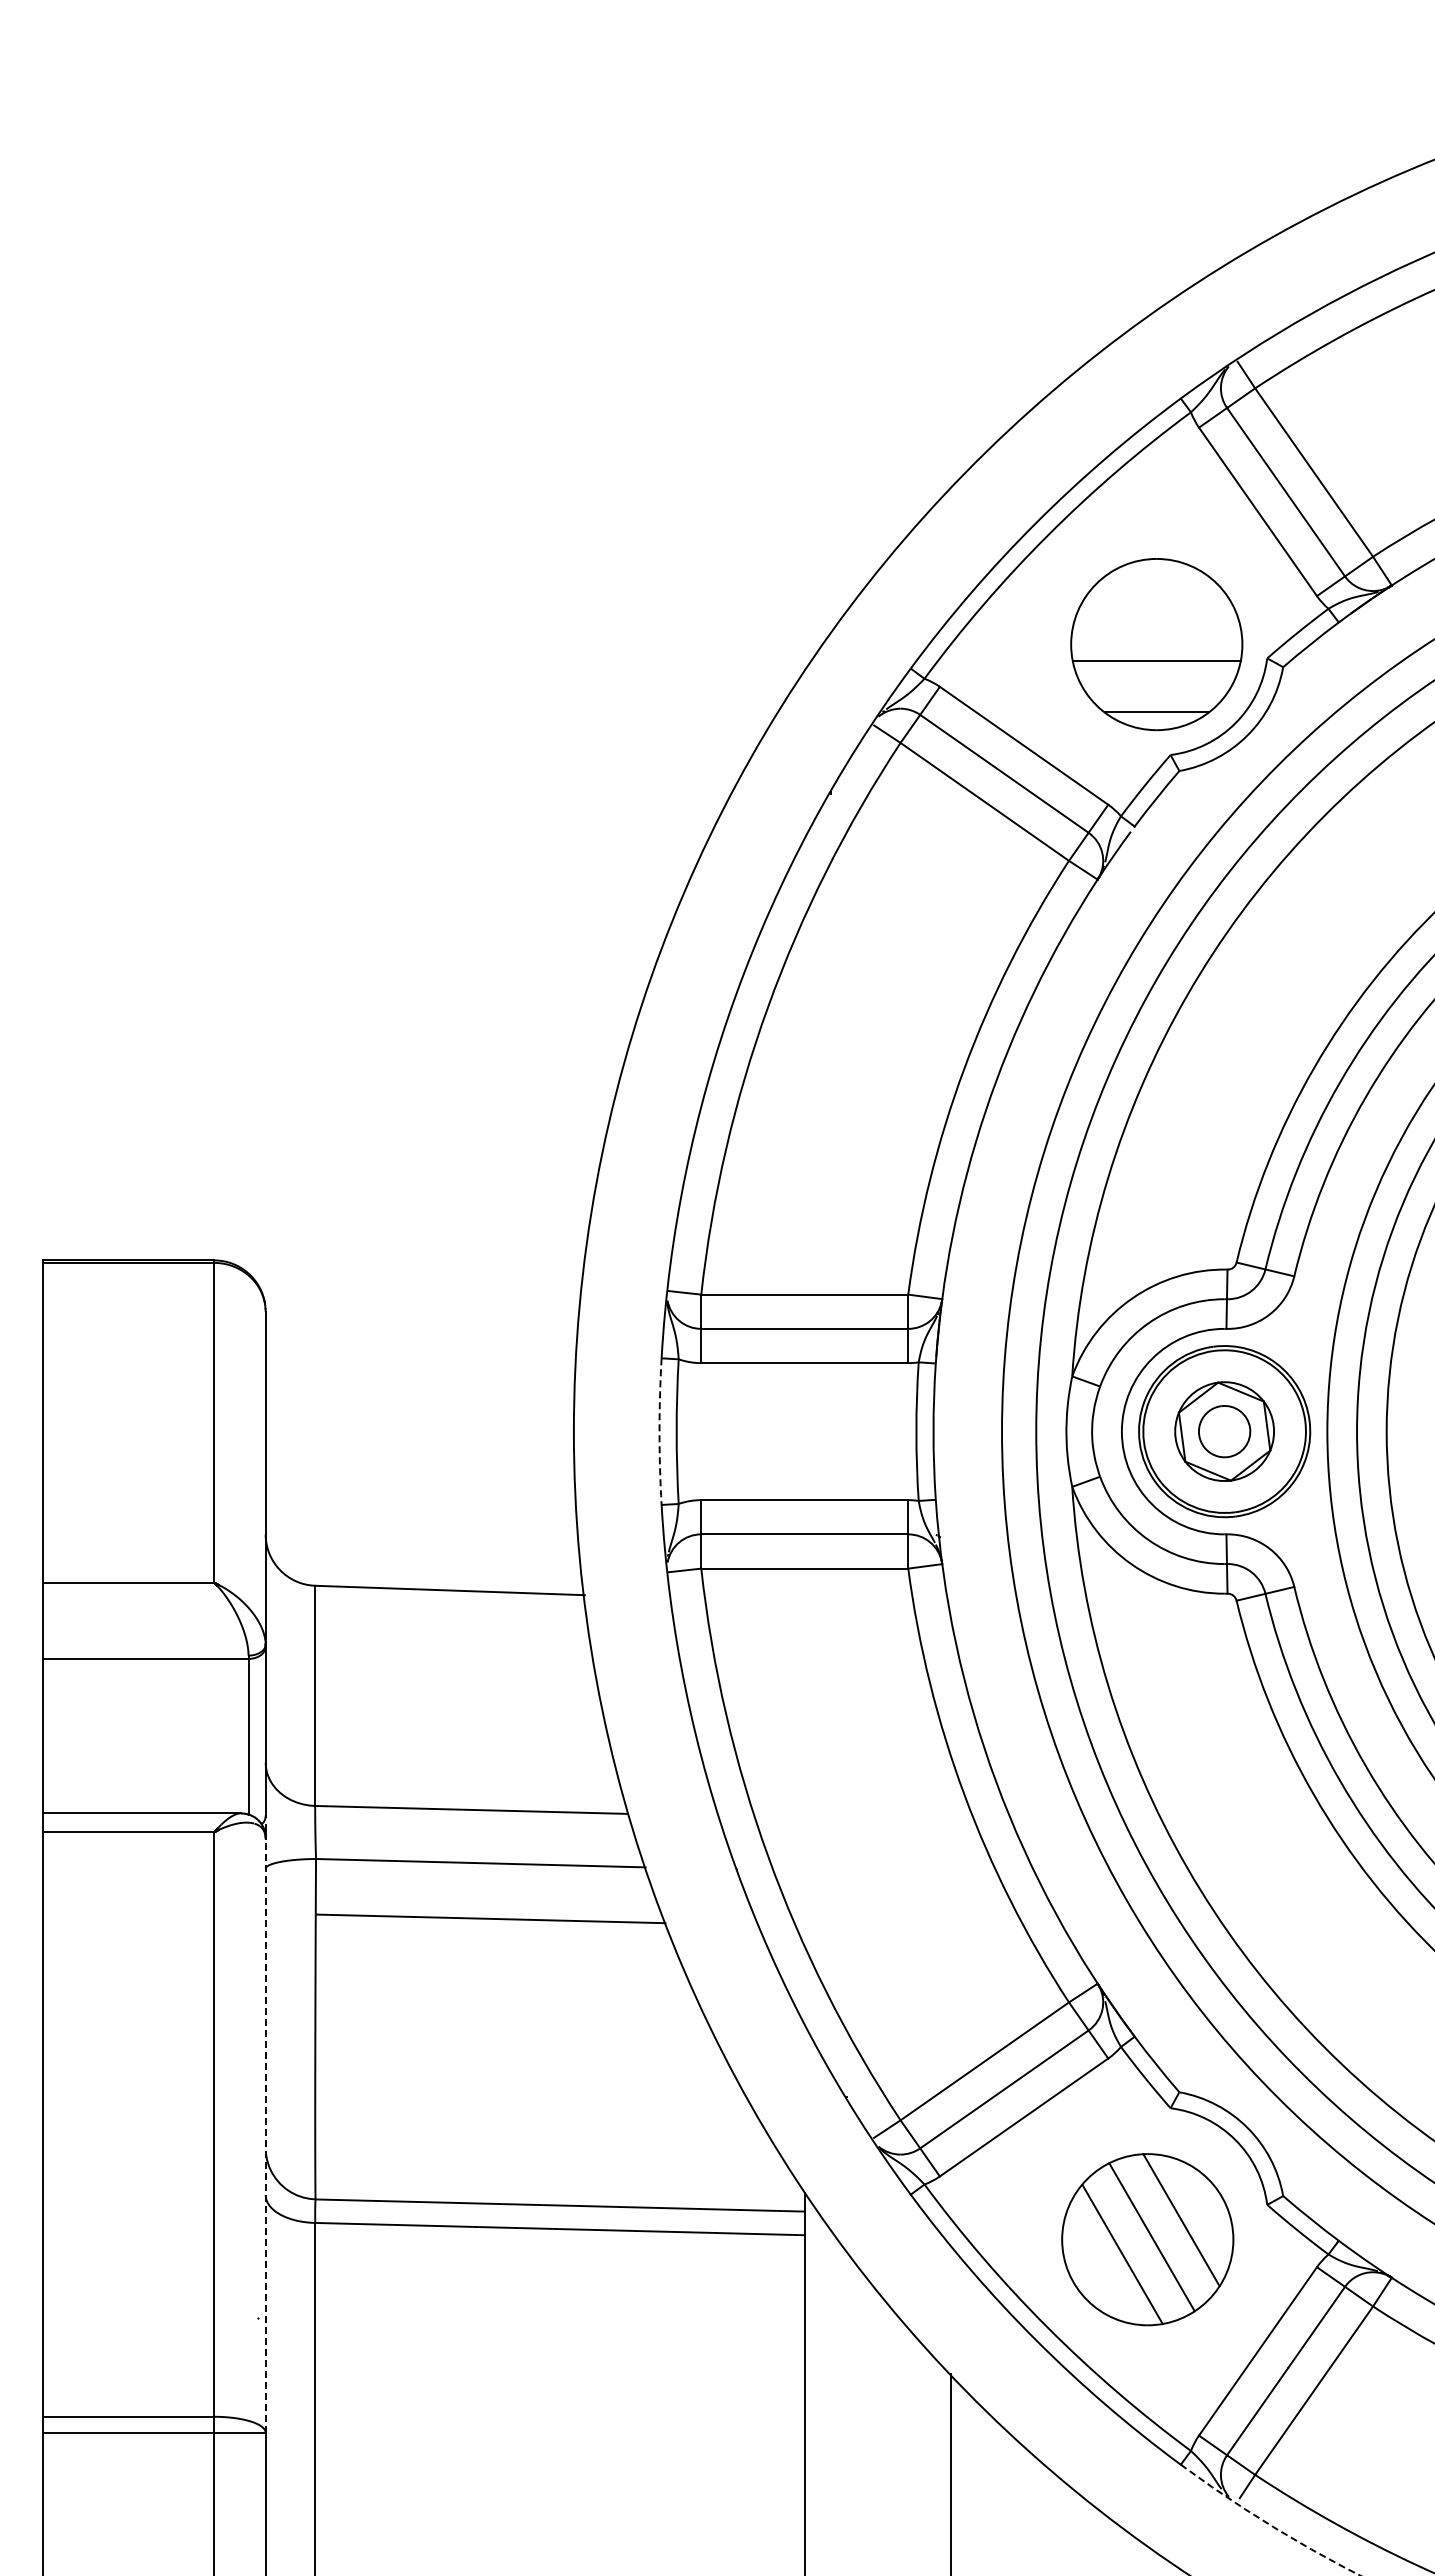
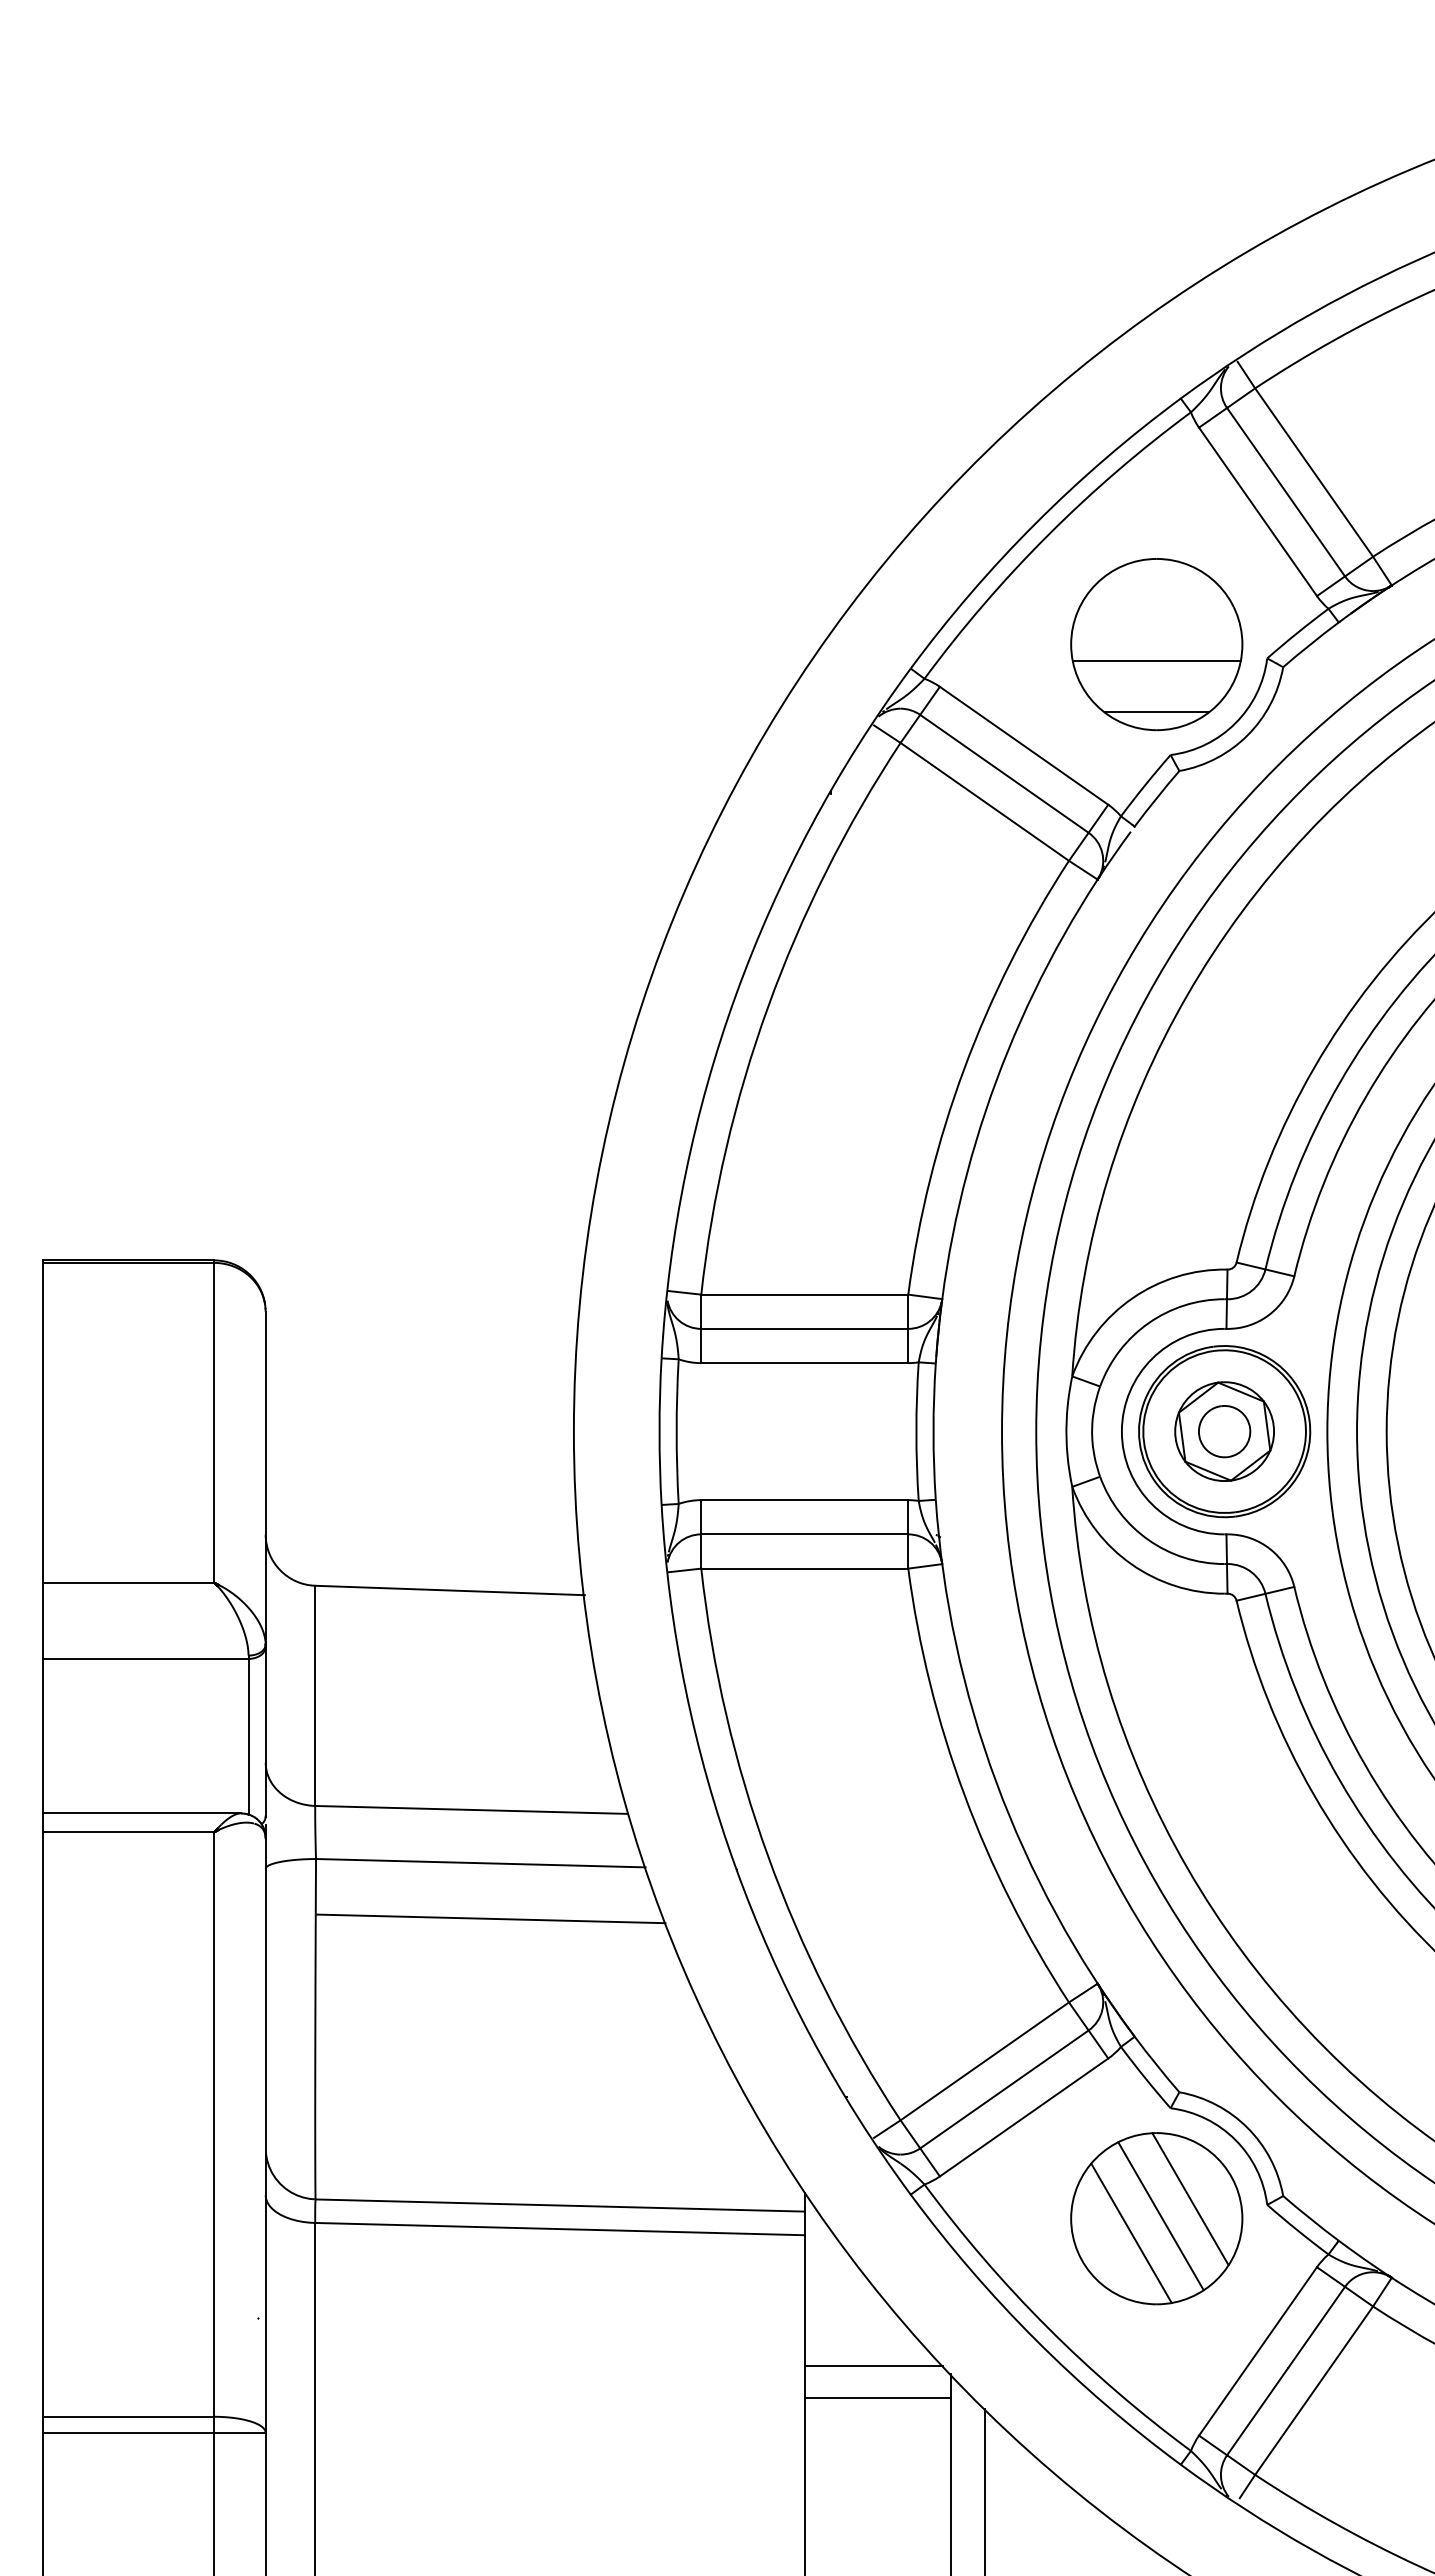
arc: dashed -> solid (659, 1431)
line: dashed -> solid (265, 2135)
part position: (1147, 2239) -> (1156, 2218) (1156, 2218)
line: none -> present (874, 2365)
line: none -> present (877, 2398)
line: none -> present (984, 2490)
arc: dashed -> solid (1268, 2524)
